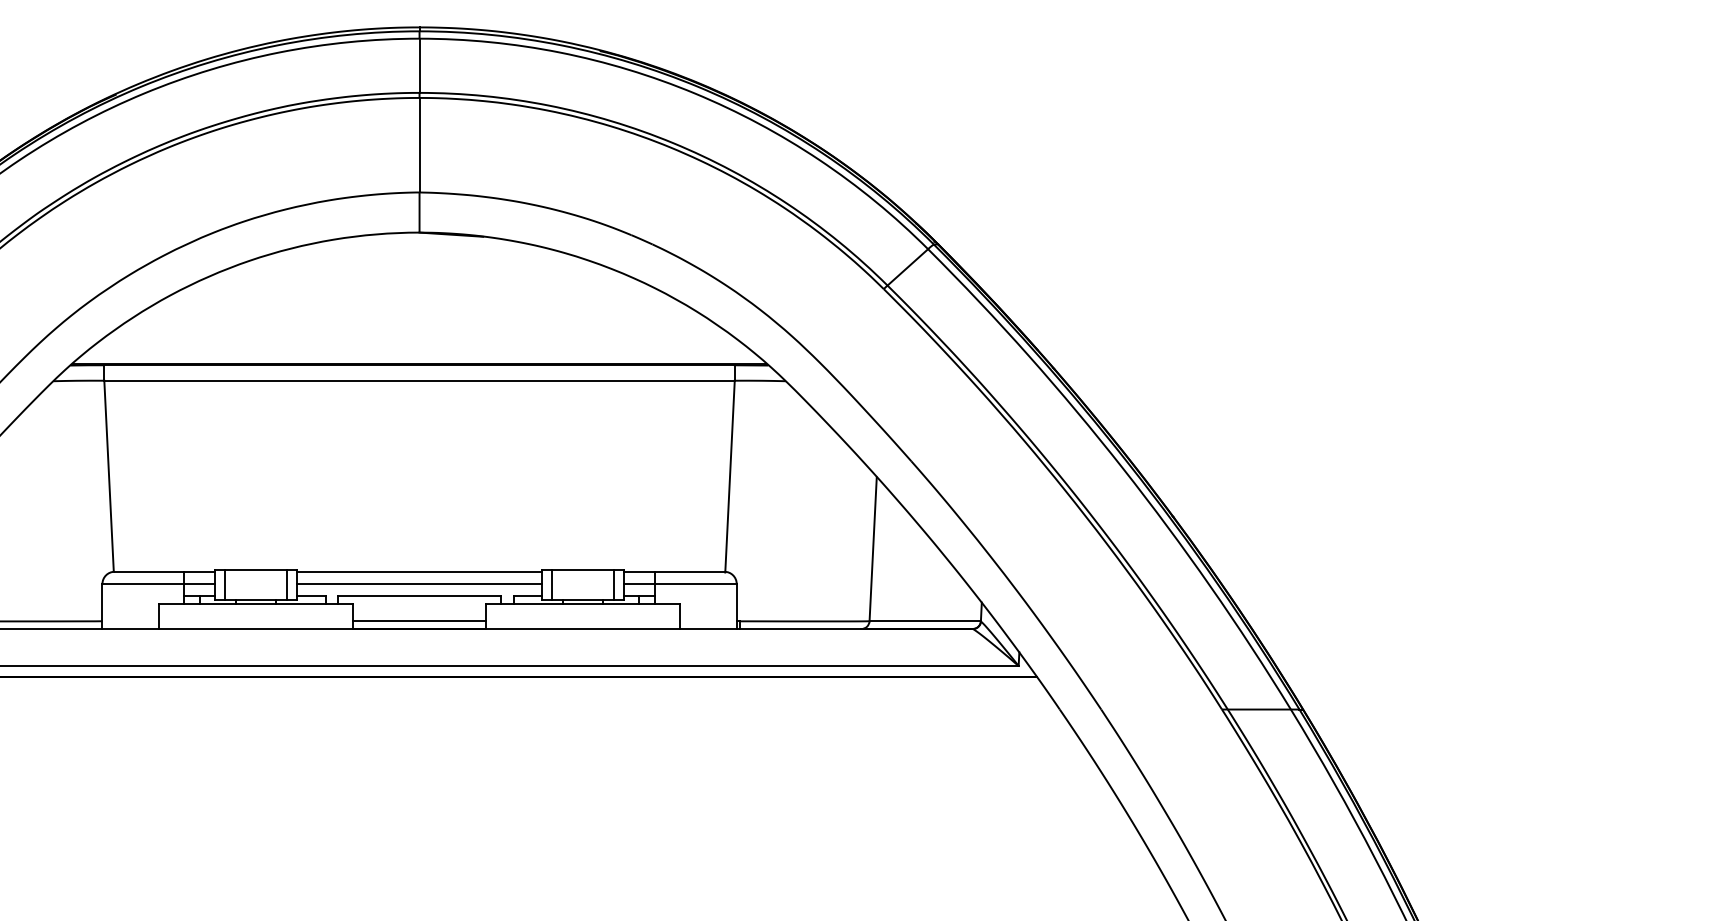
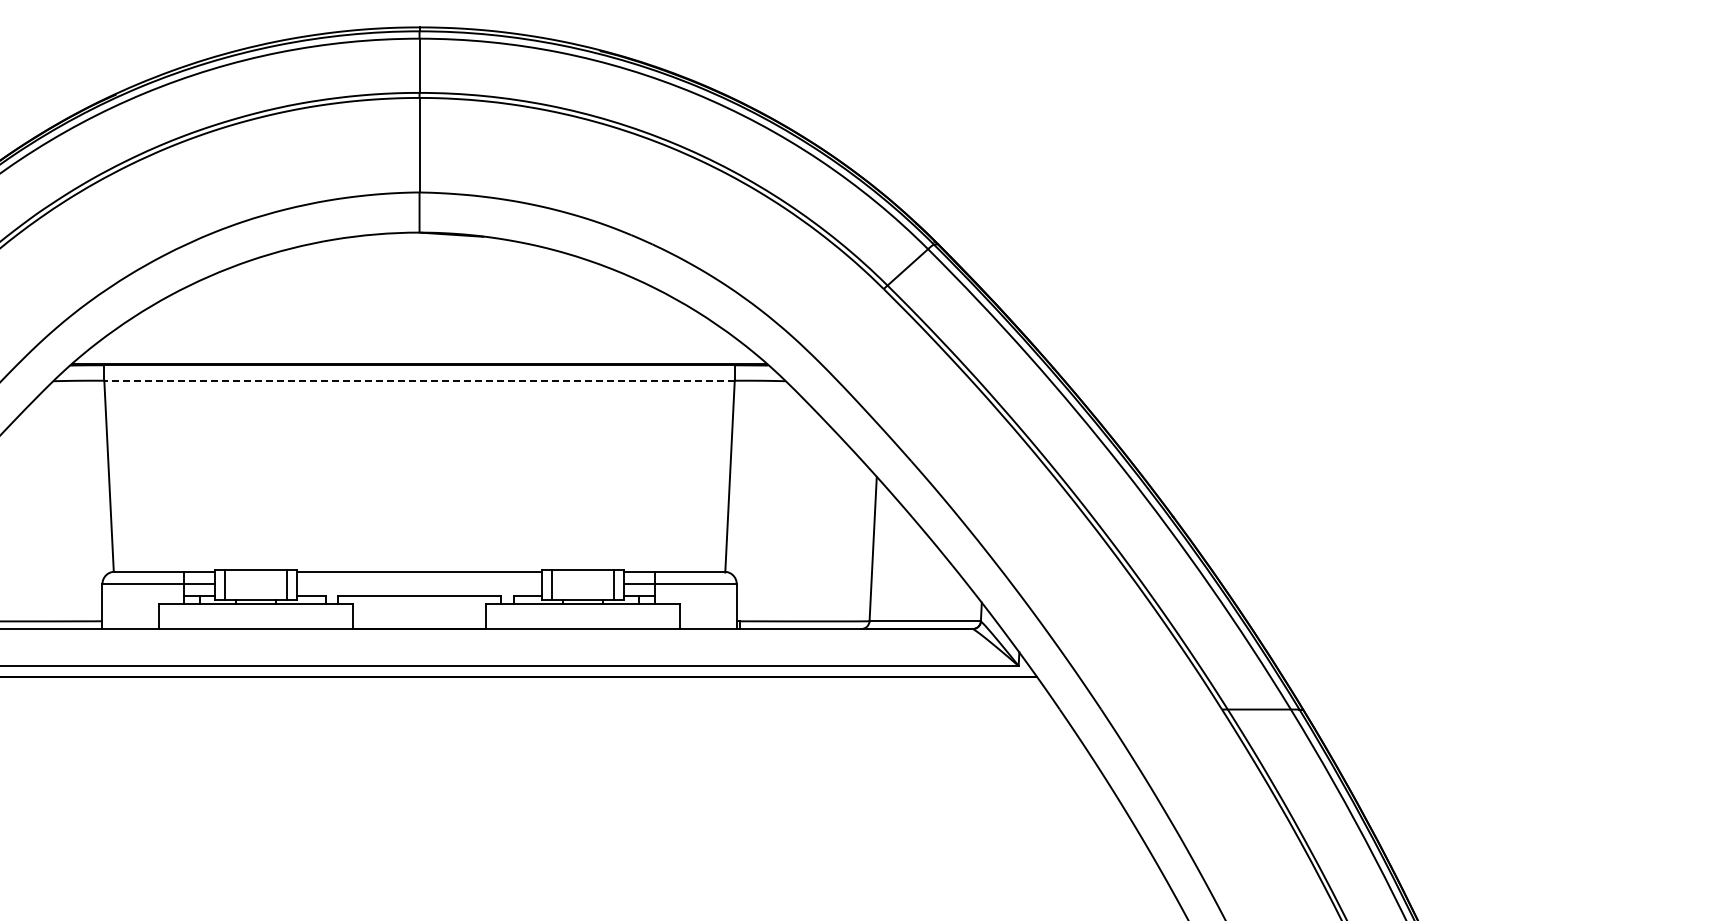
line: solid -> dashed (419, 380)
line: present -> none (419, 584)
line: present -> none (419, 621)
